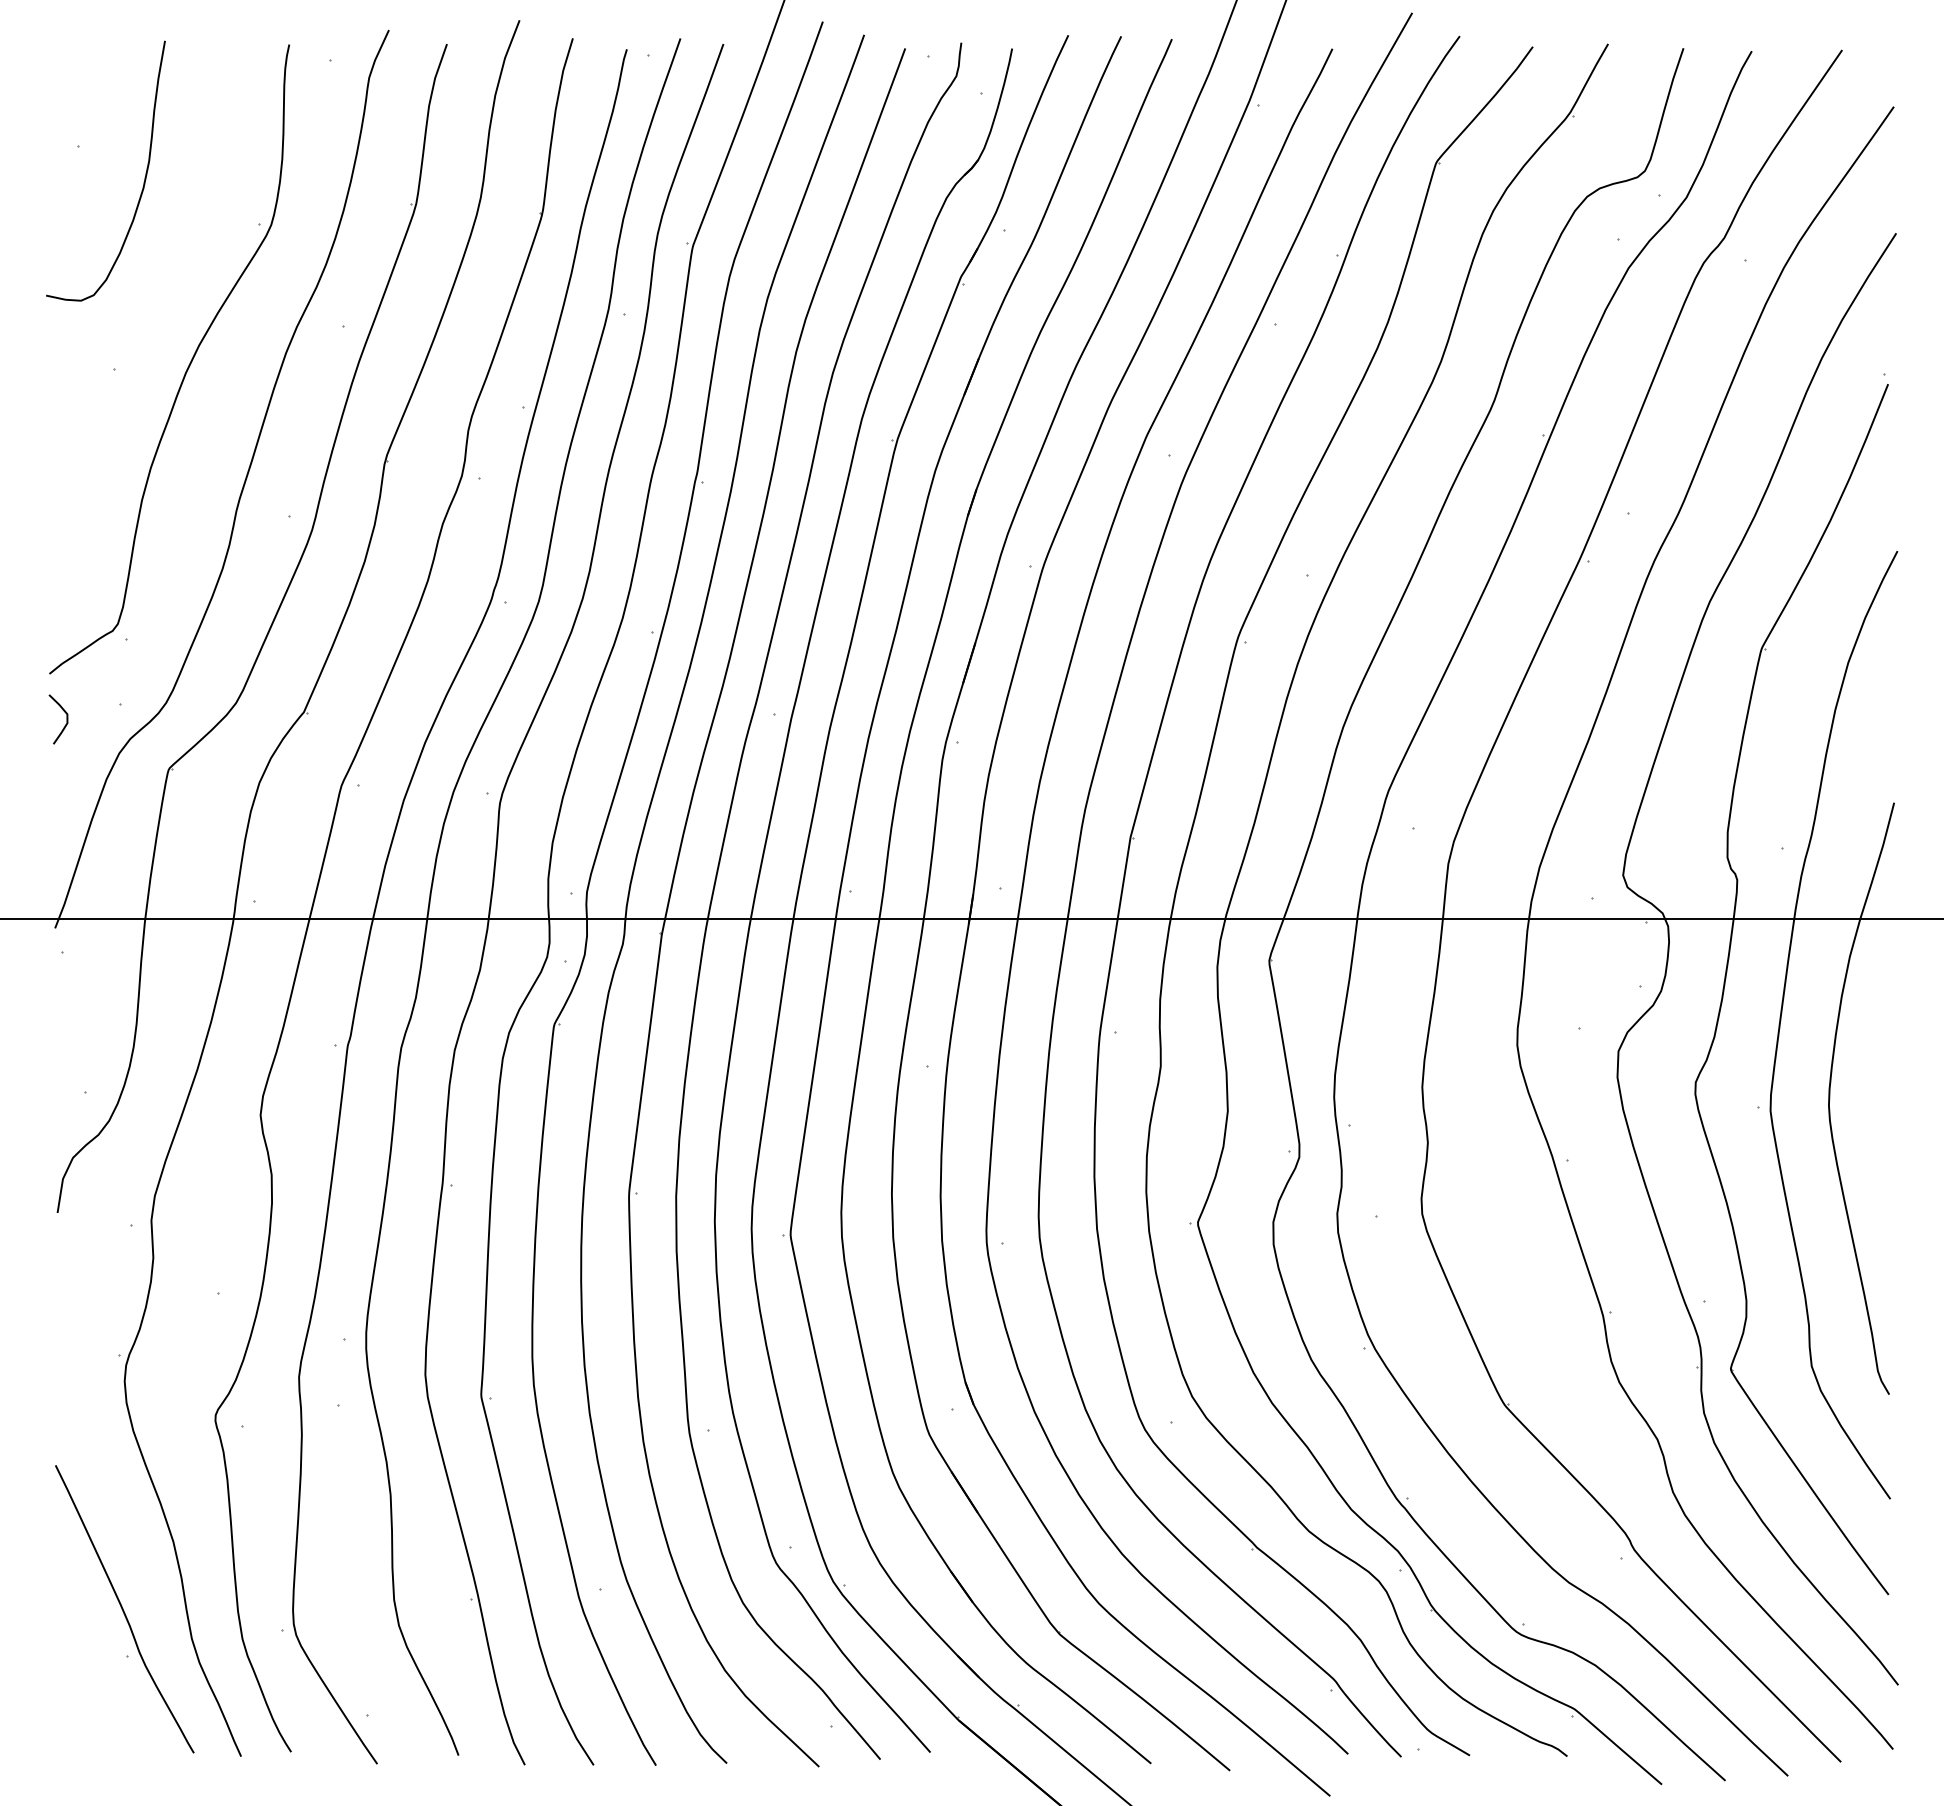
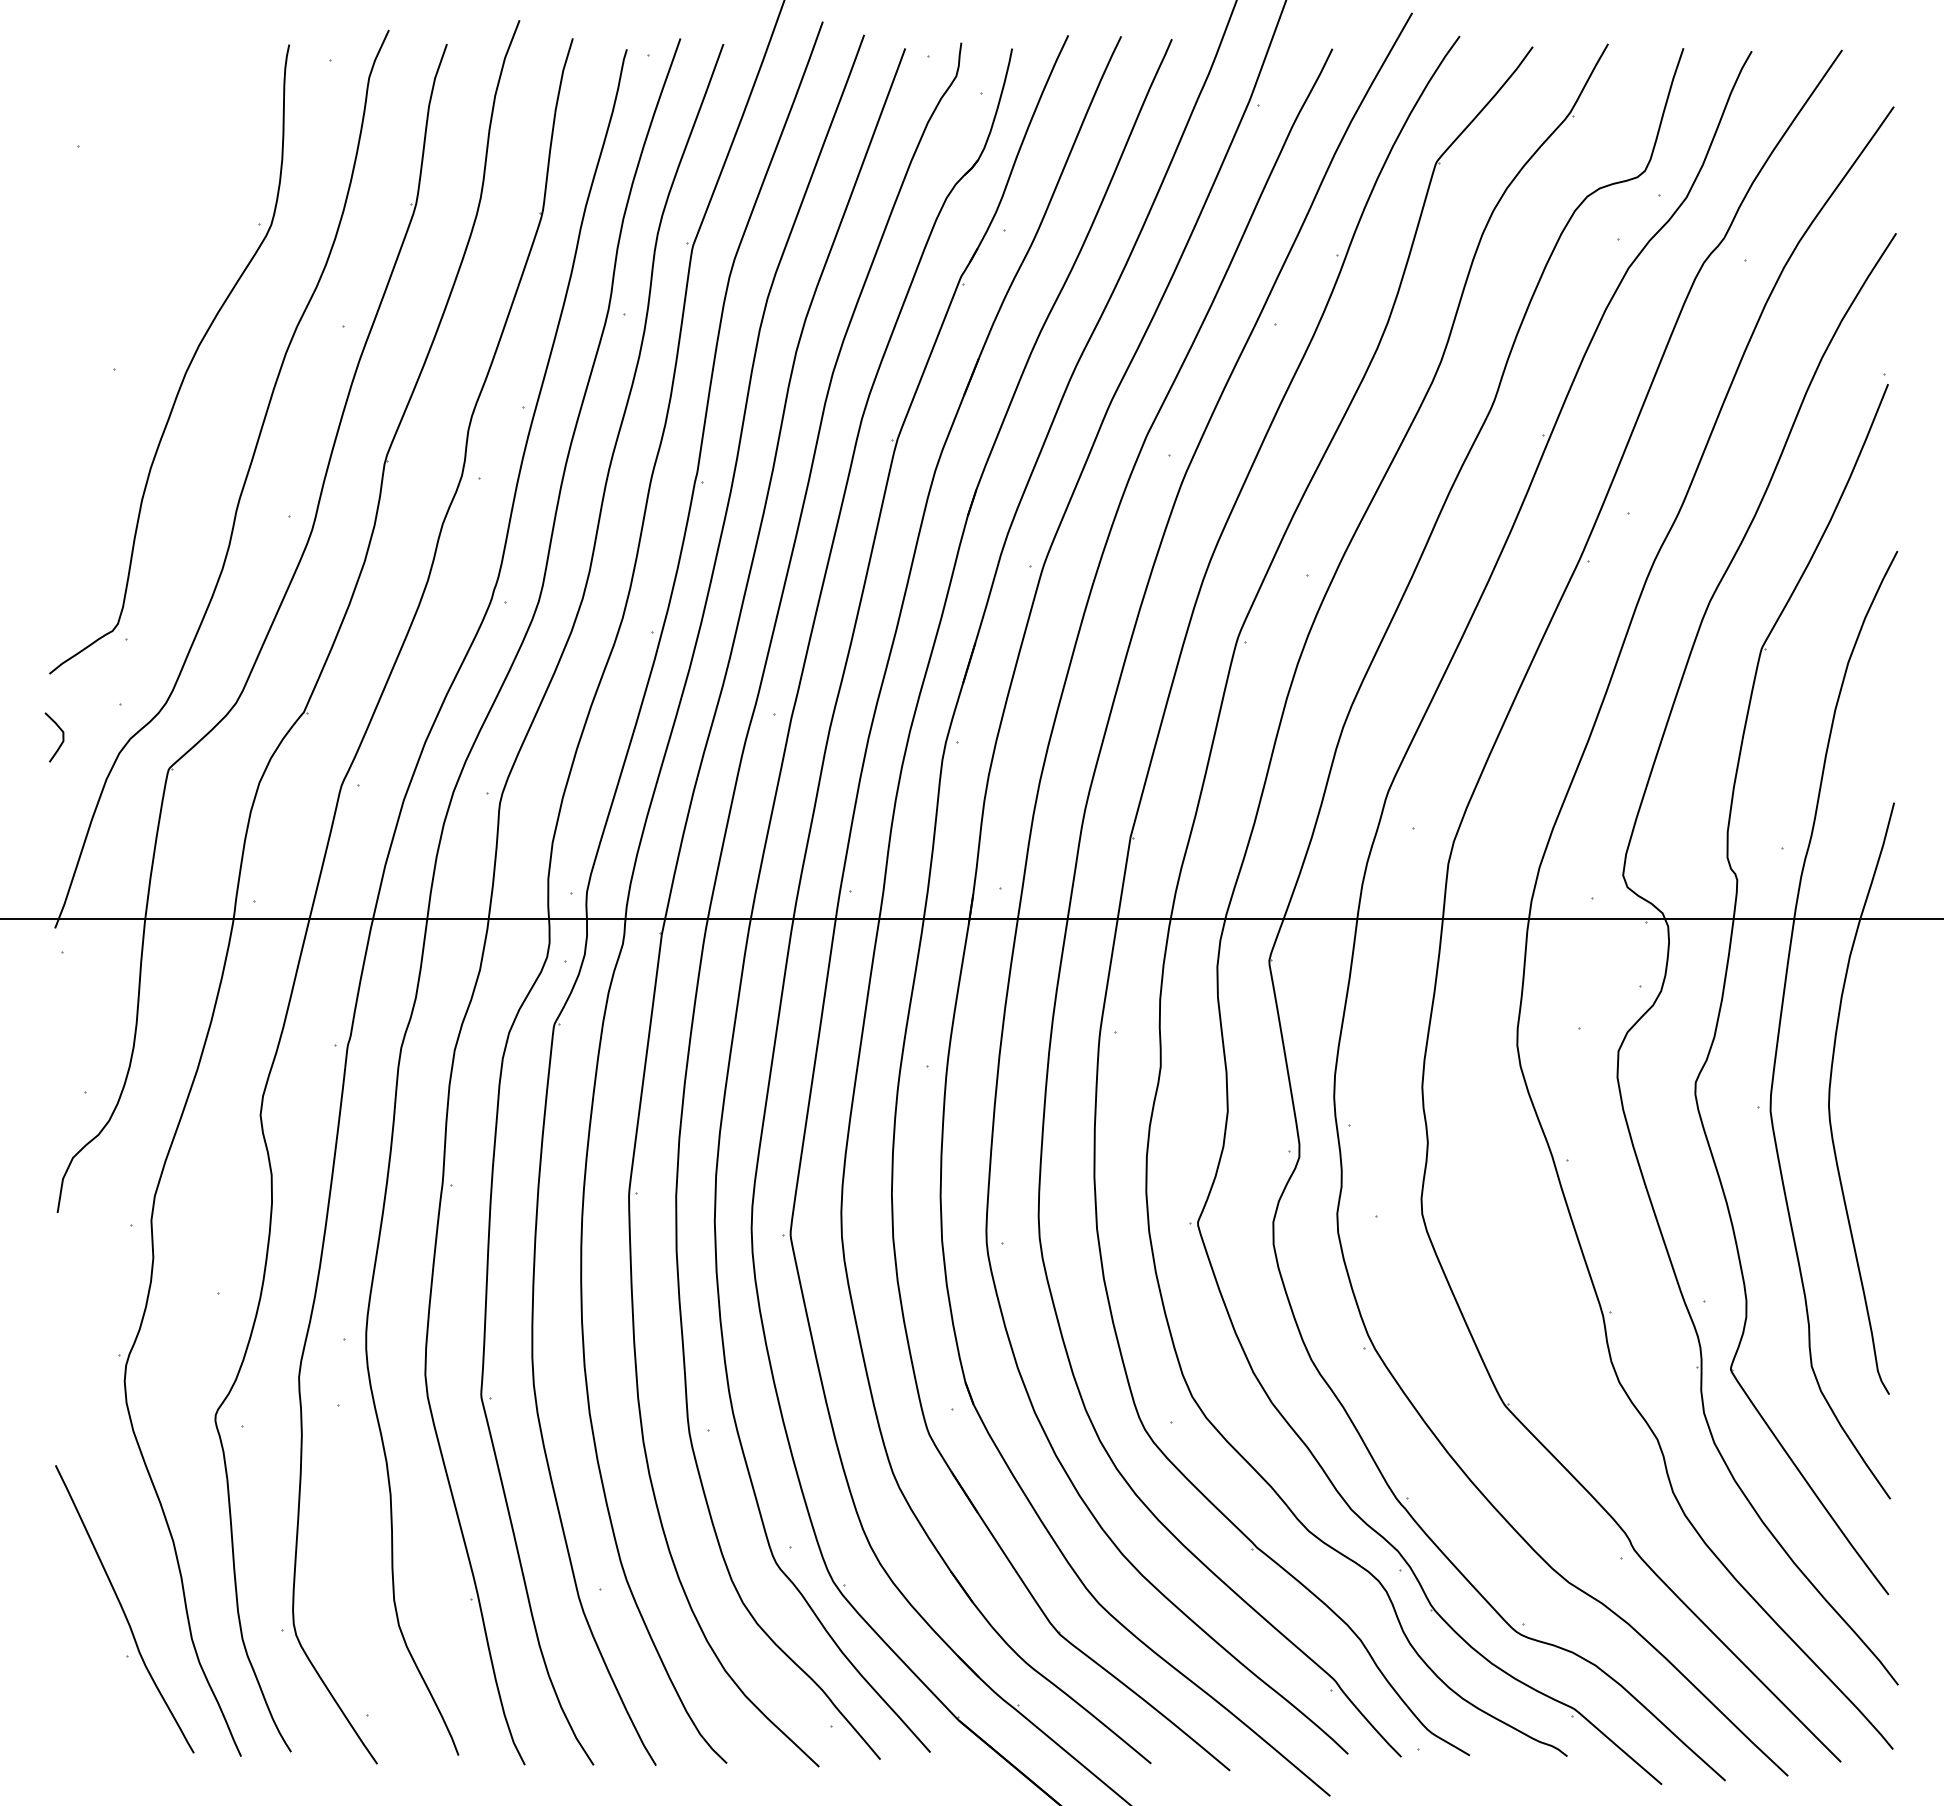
curve: present -> none (144, 177)
curve position: (66, 719) -> (62, 737) (62, 737)
